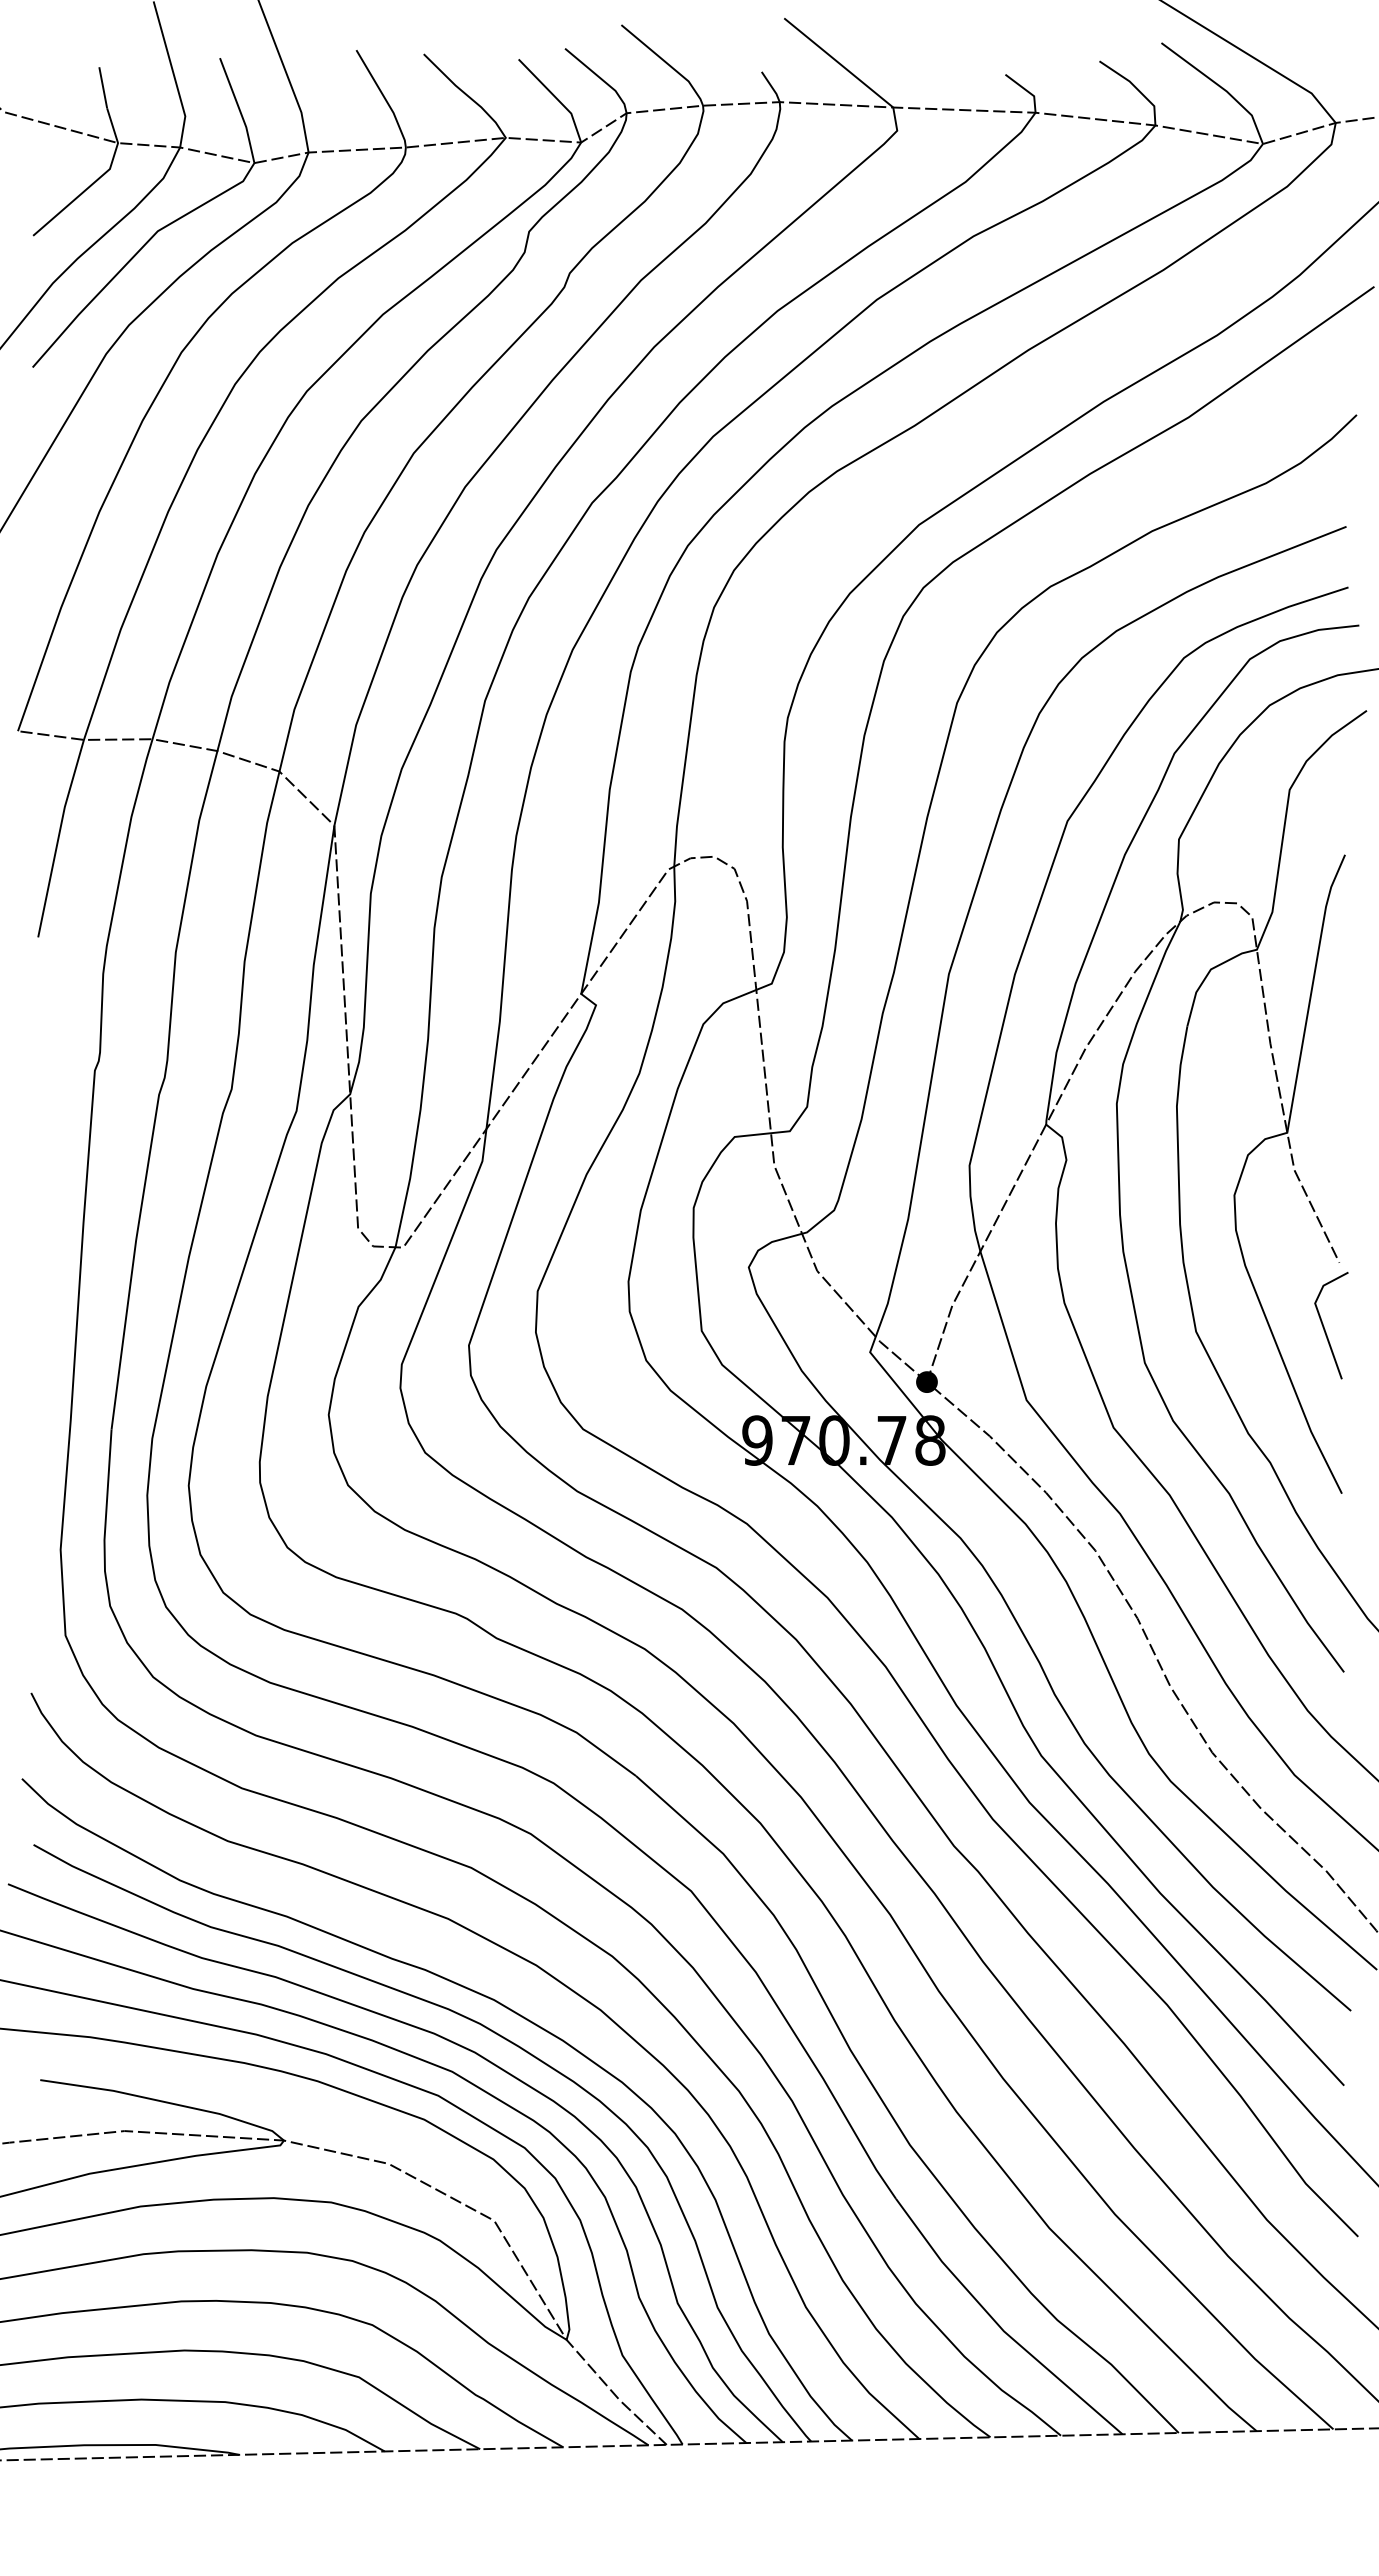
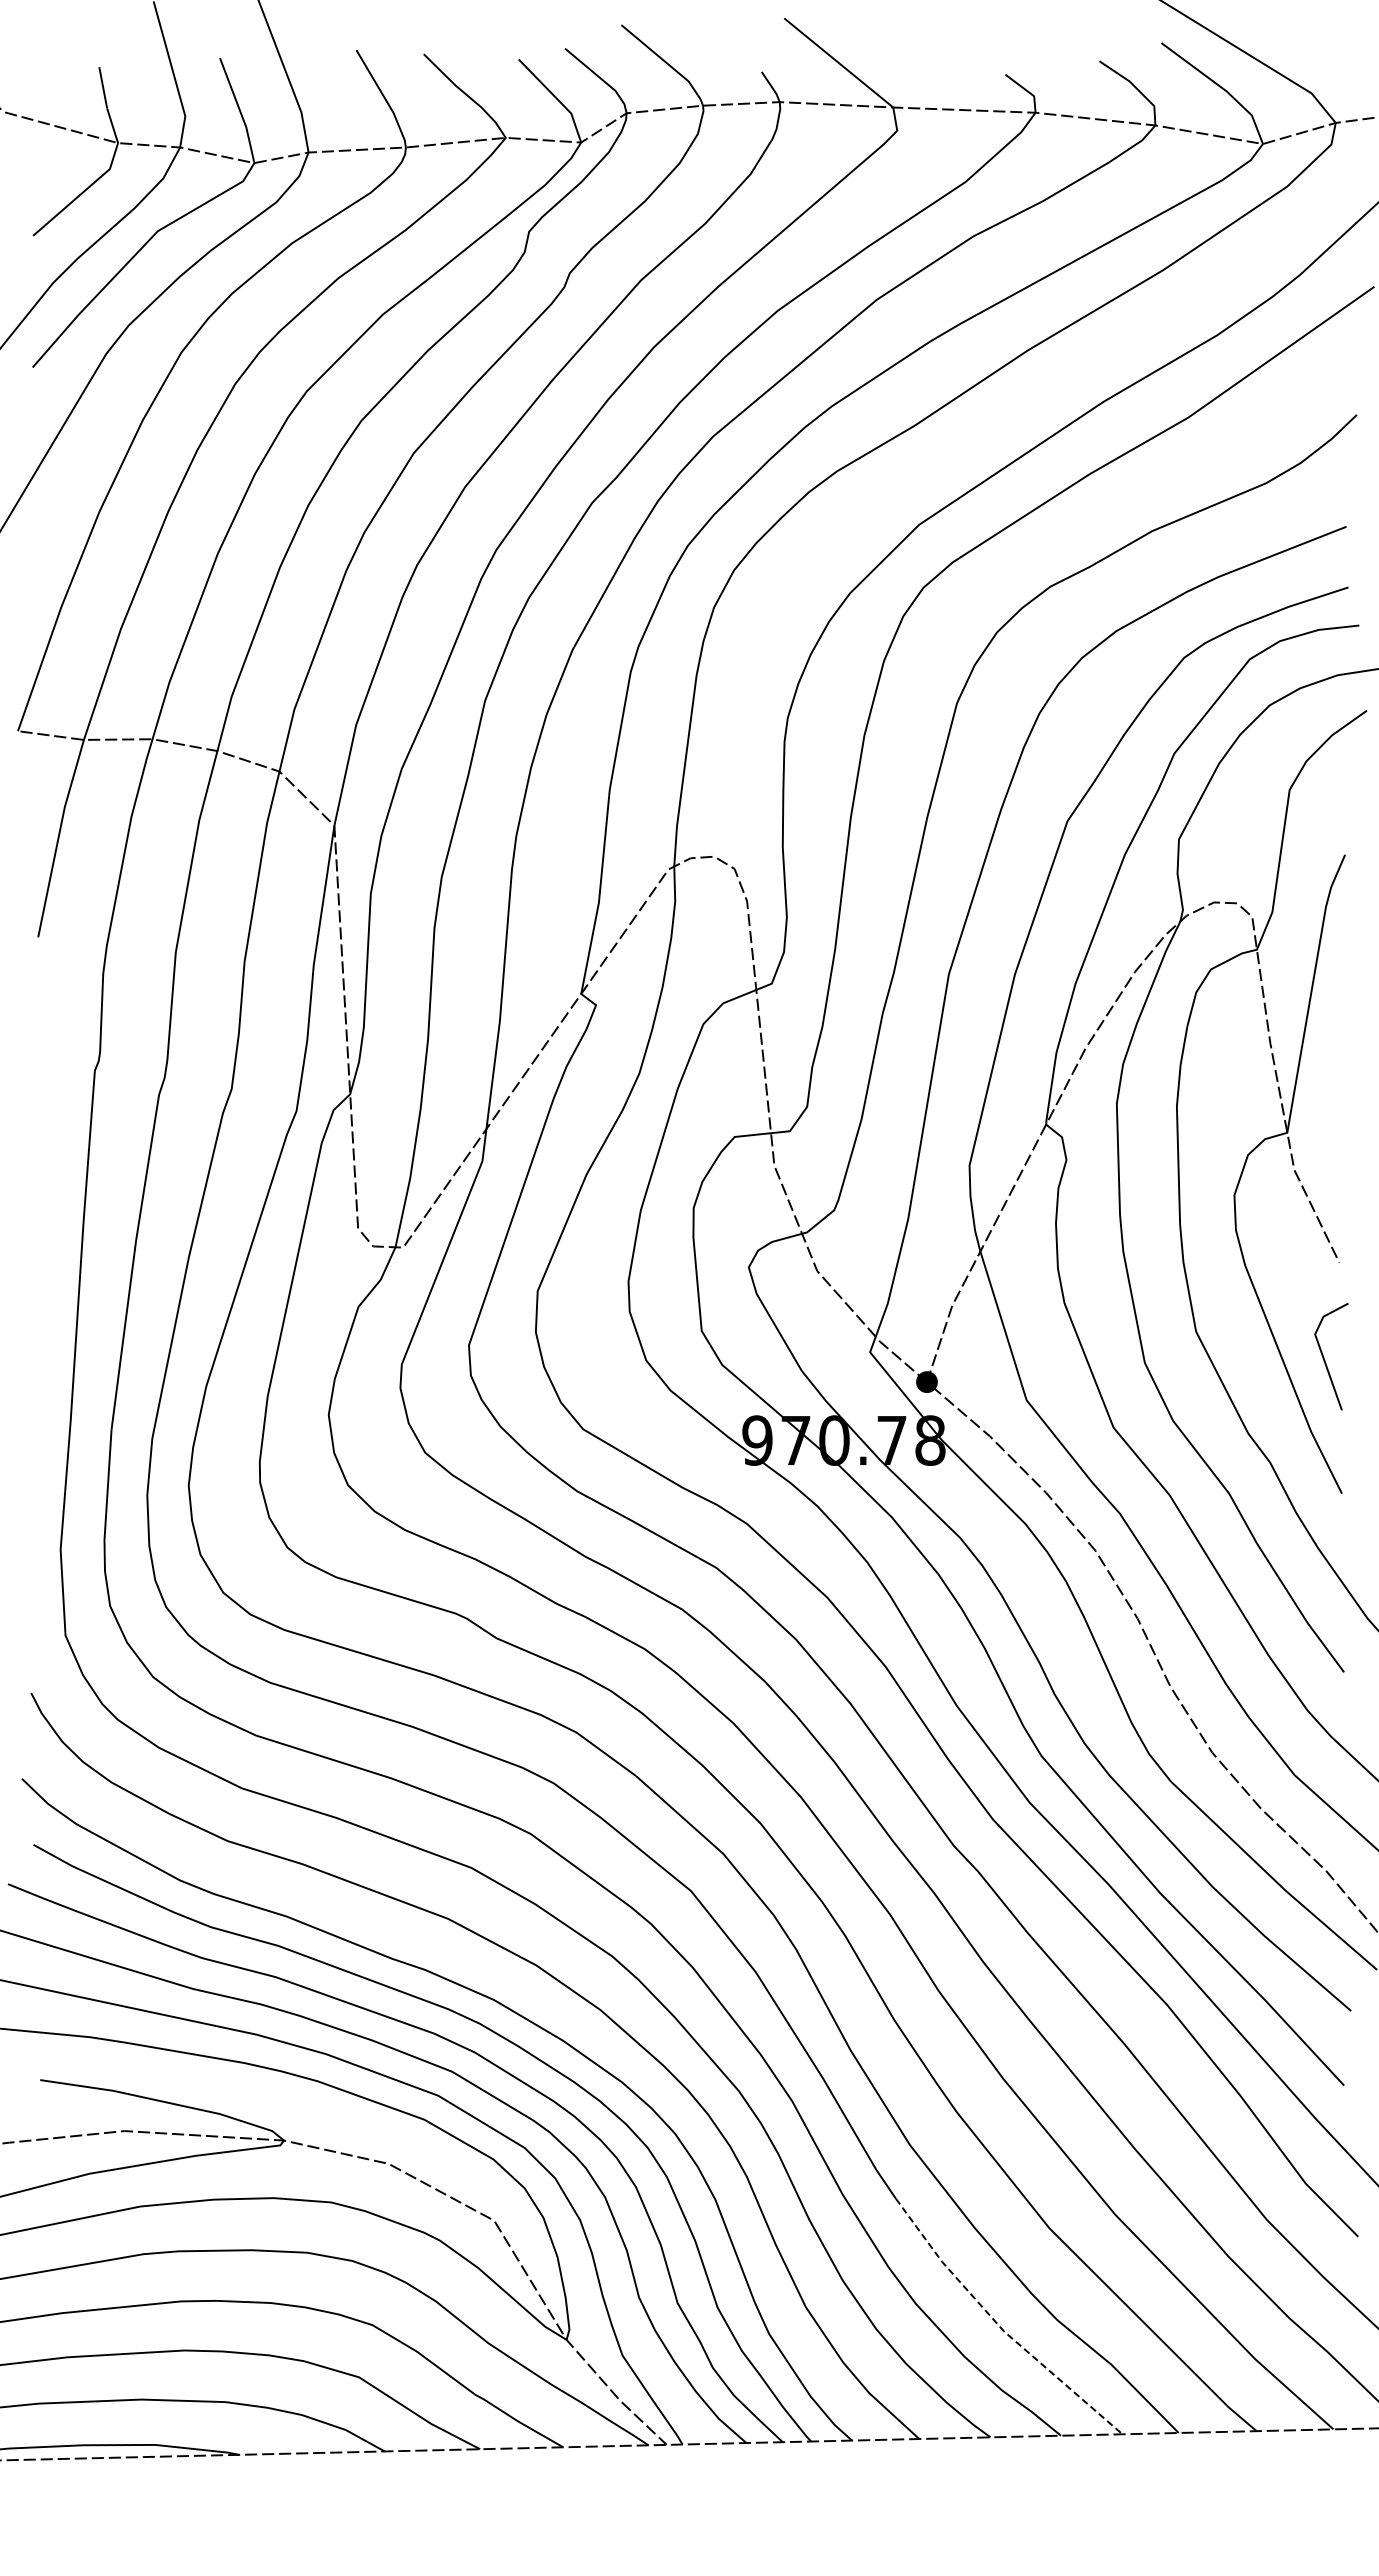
line position: (1324, 1326) -> (1324, 1357) (1324, 1357)
line: solid -> dashed (999, 2326)
